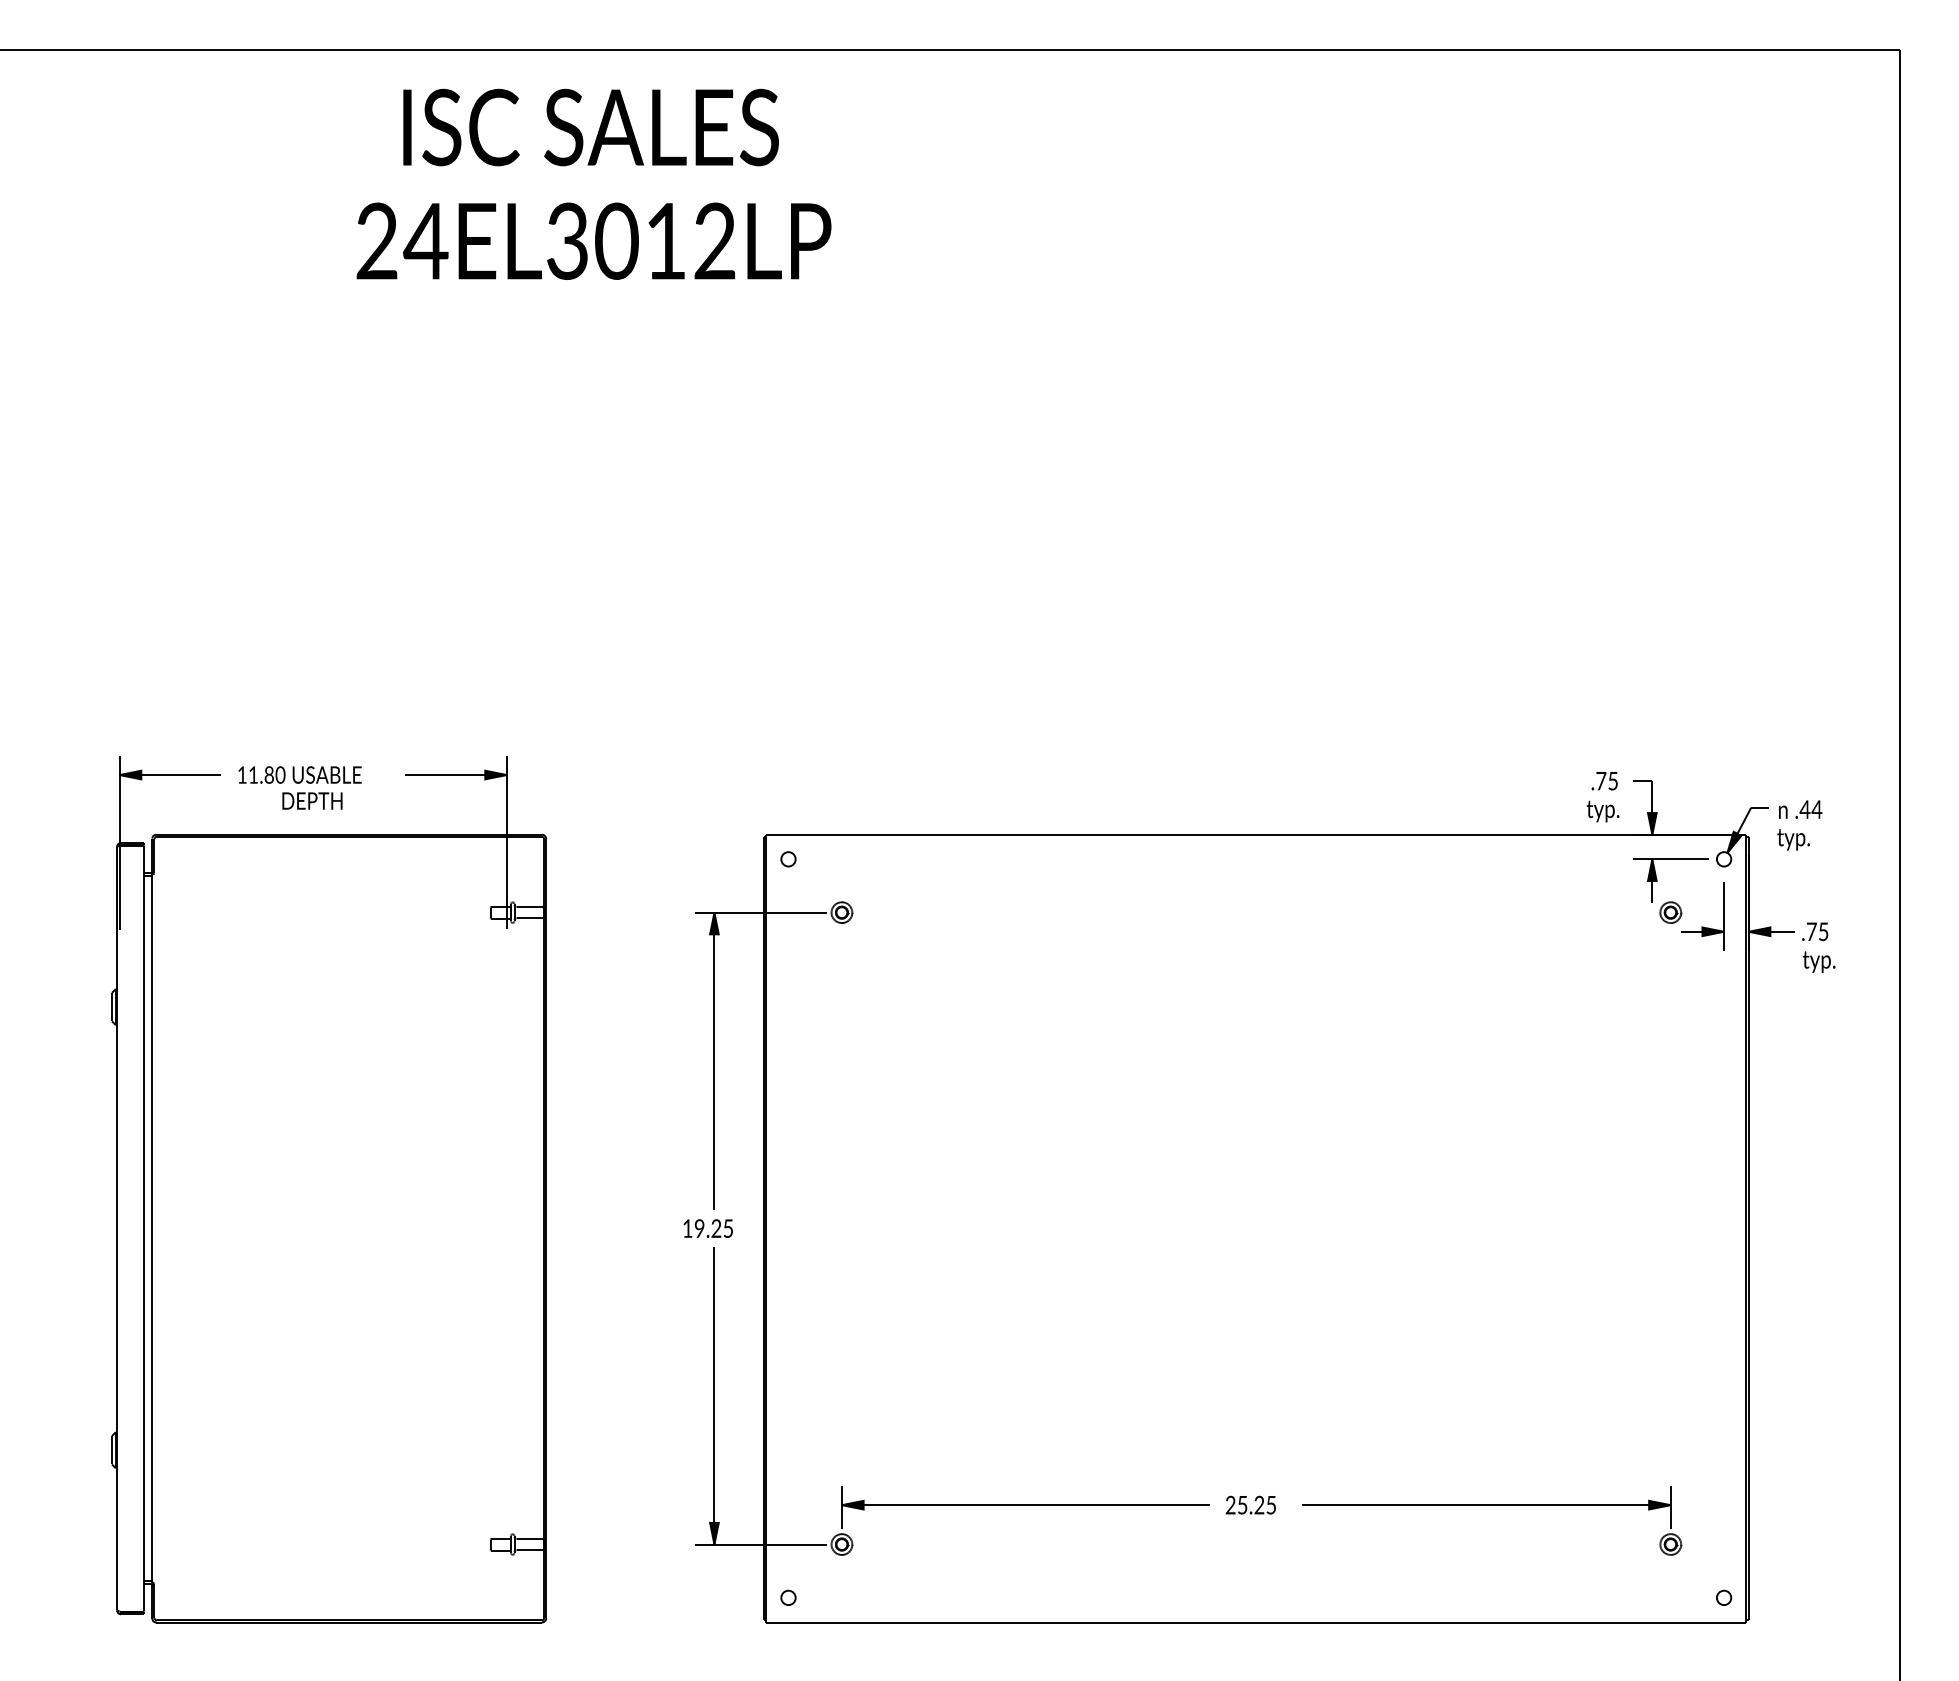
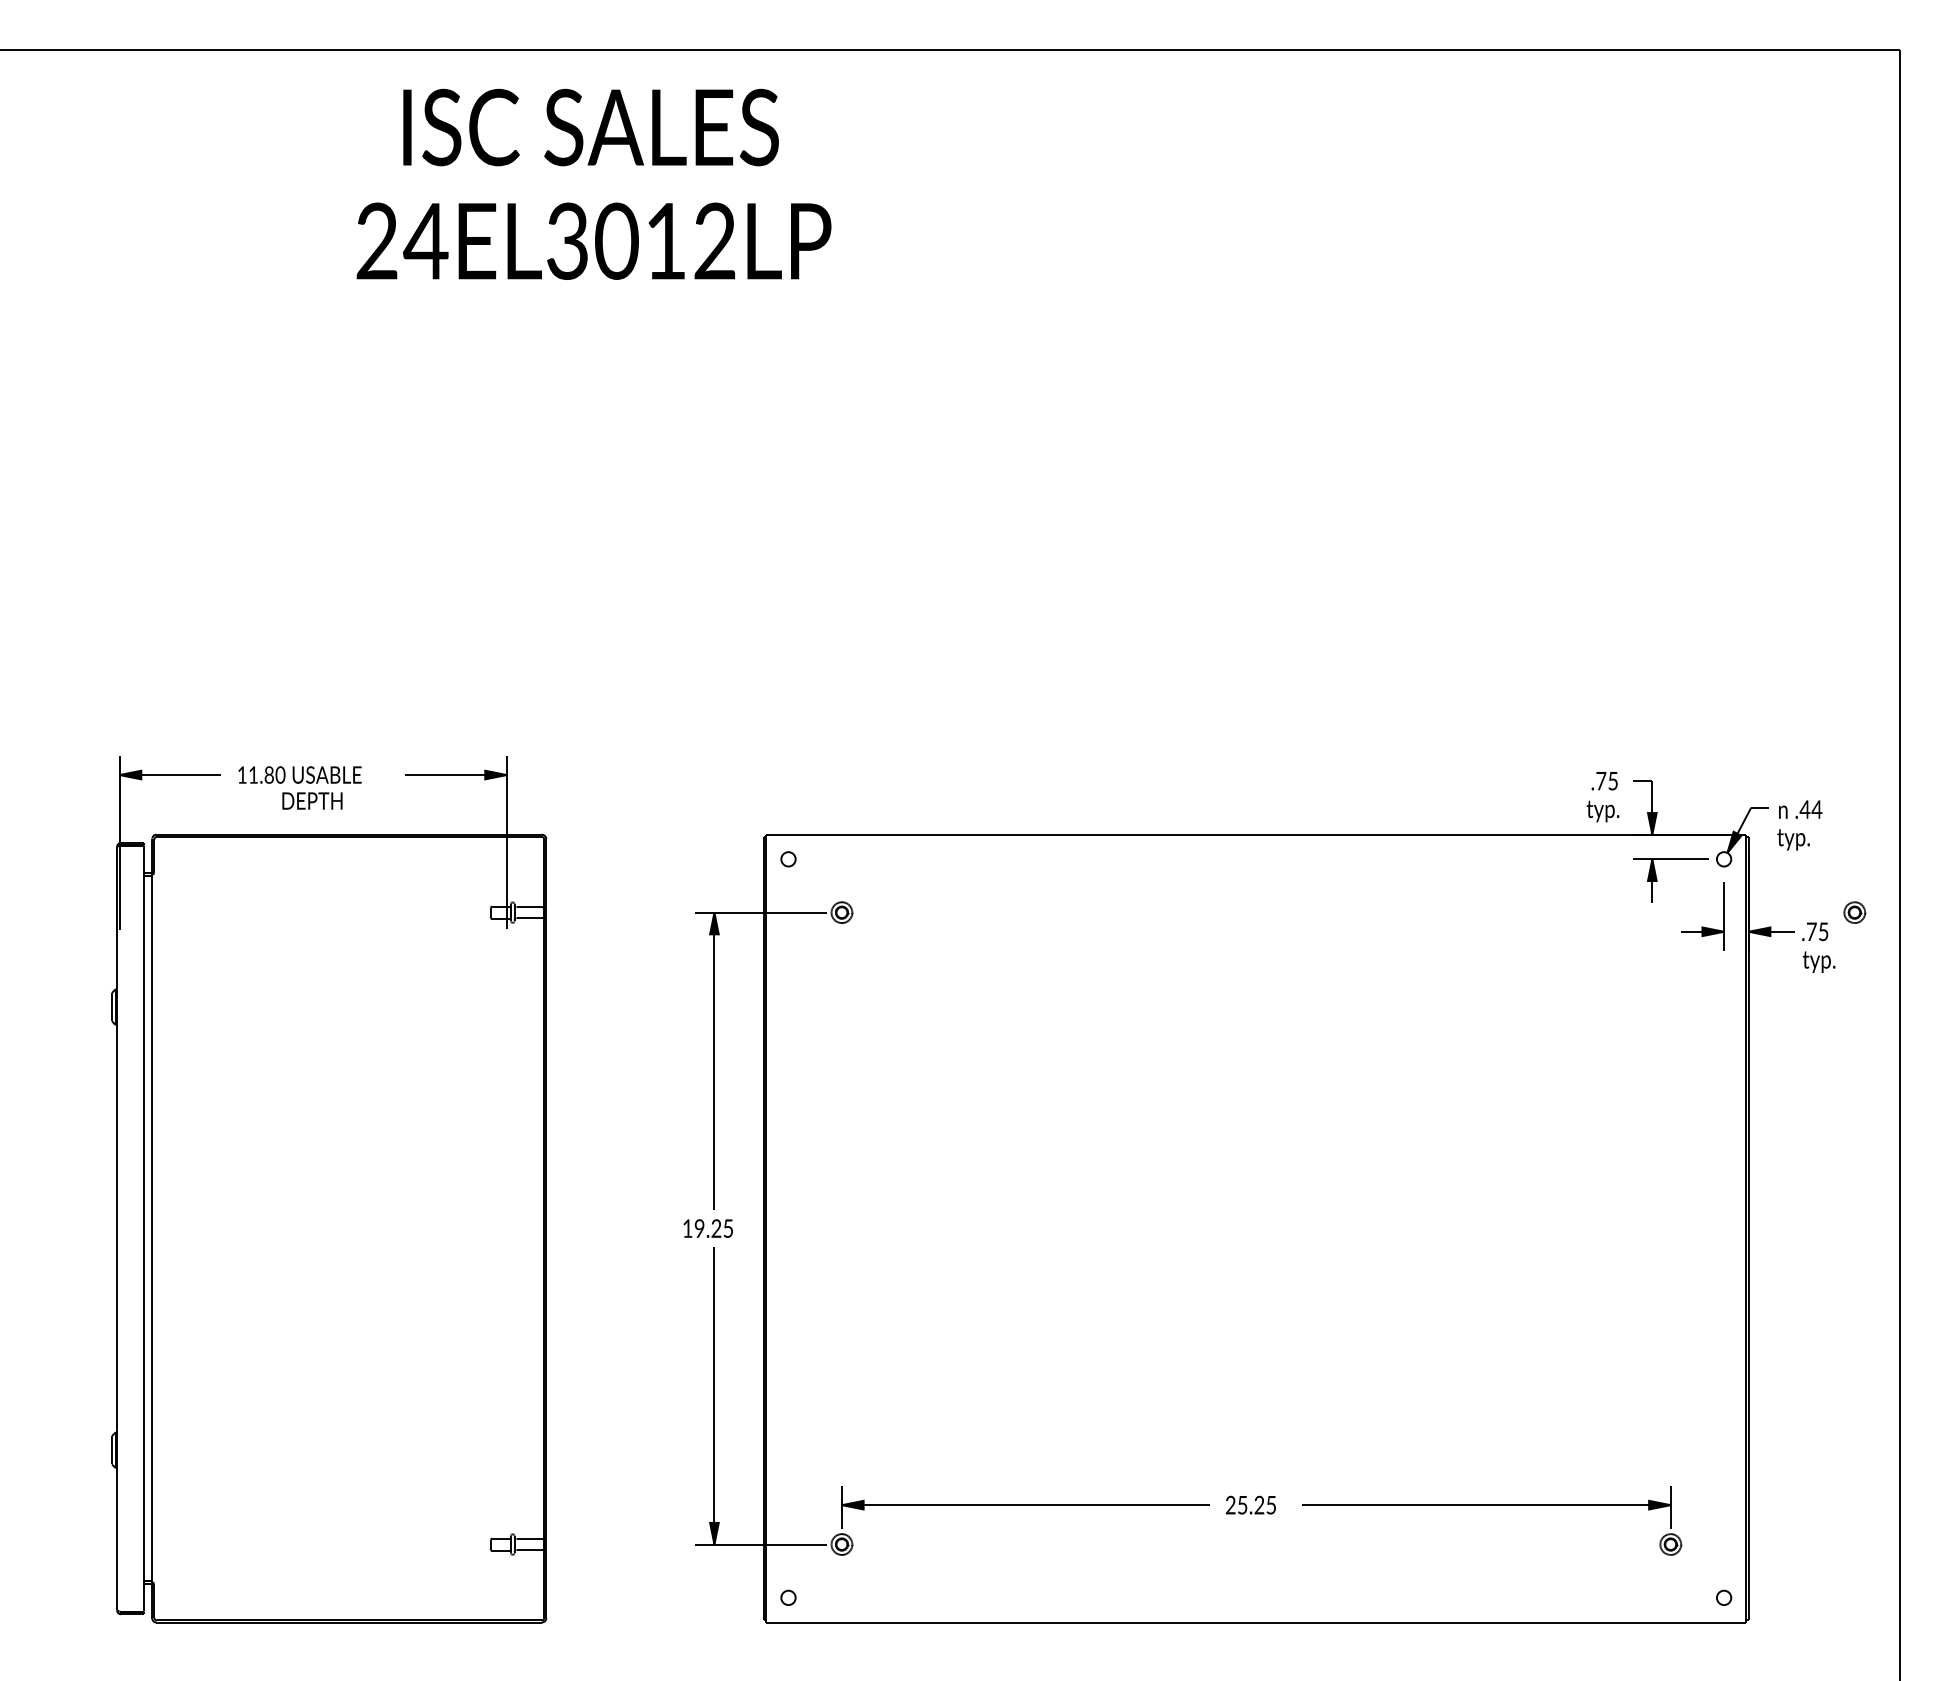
part position: (1670, 912) -> (1854, 912) (1854, 912)
